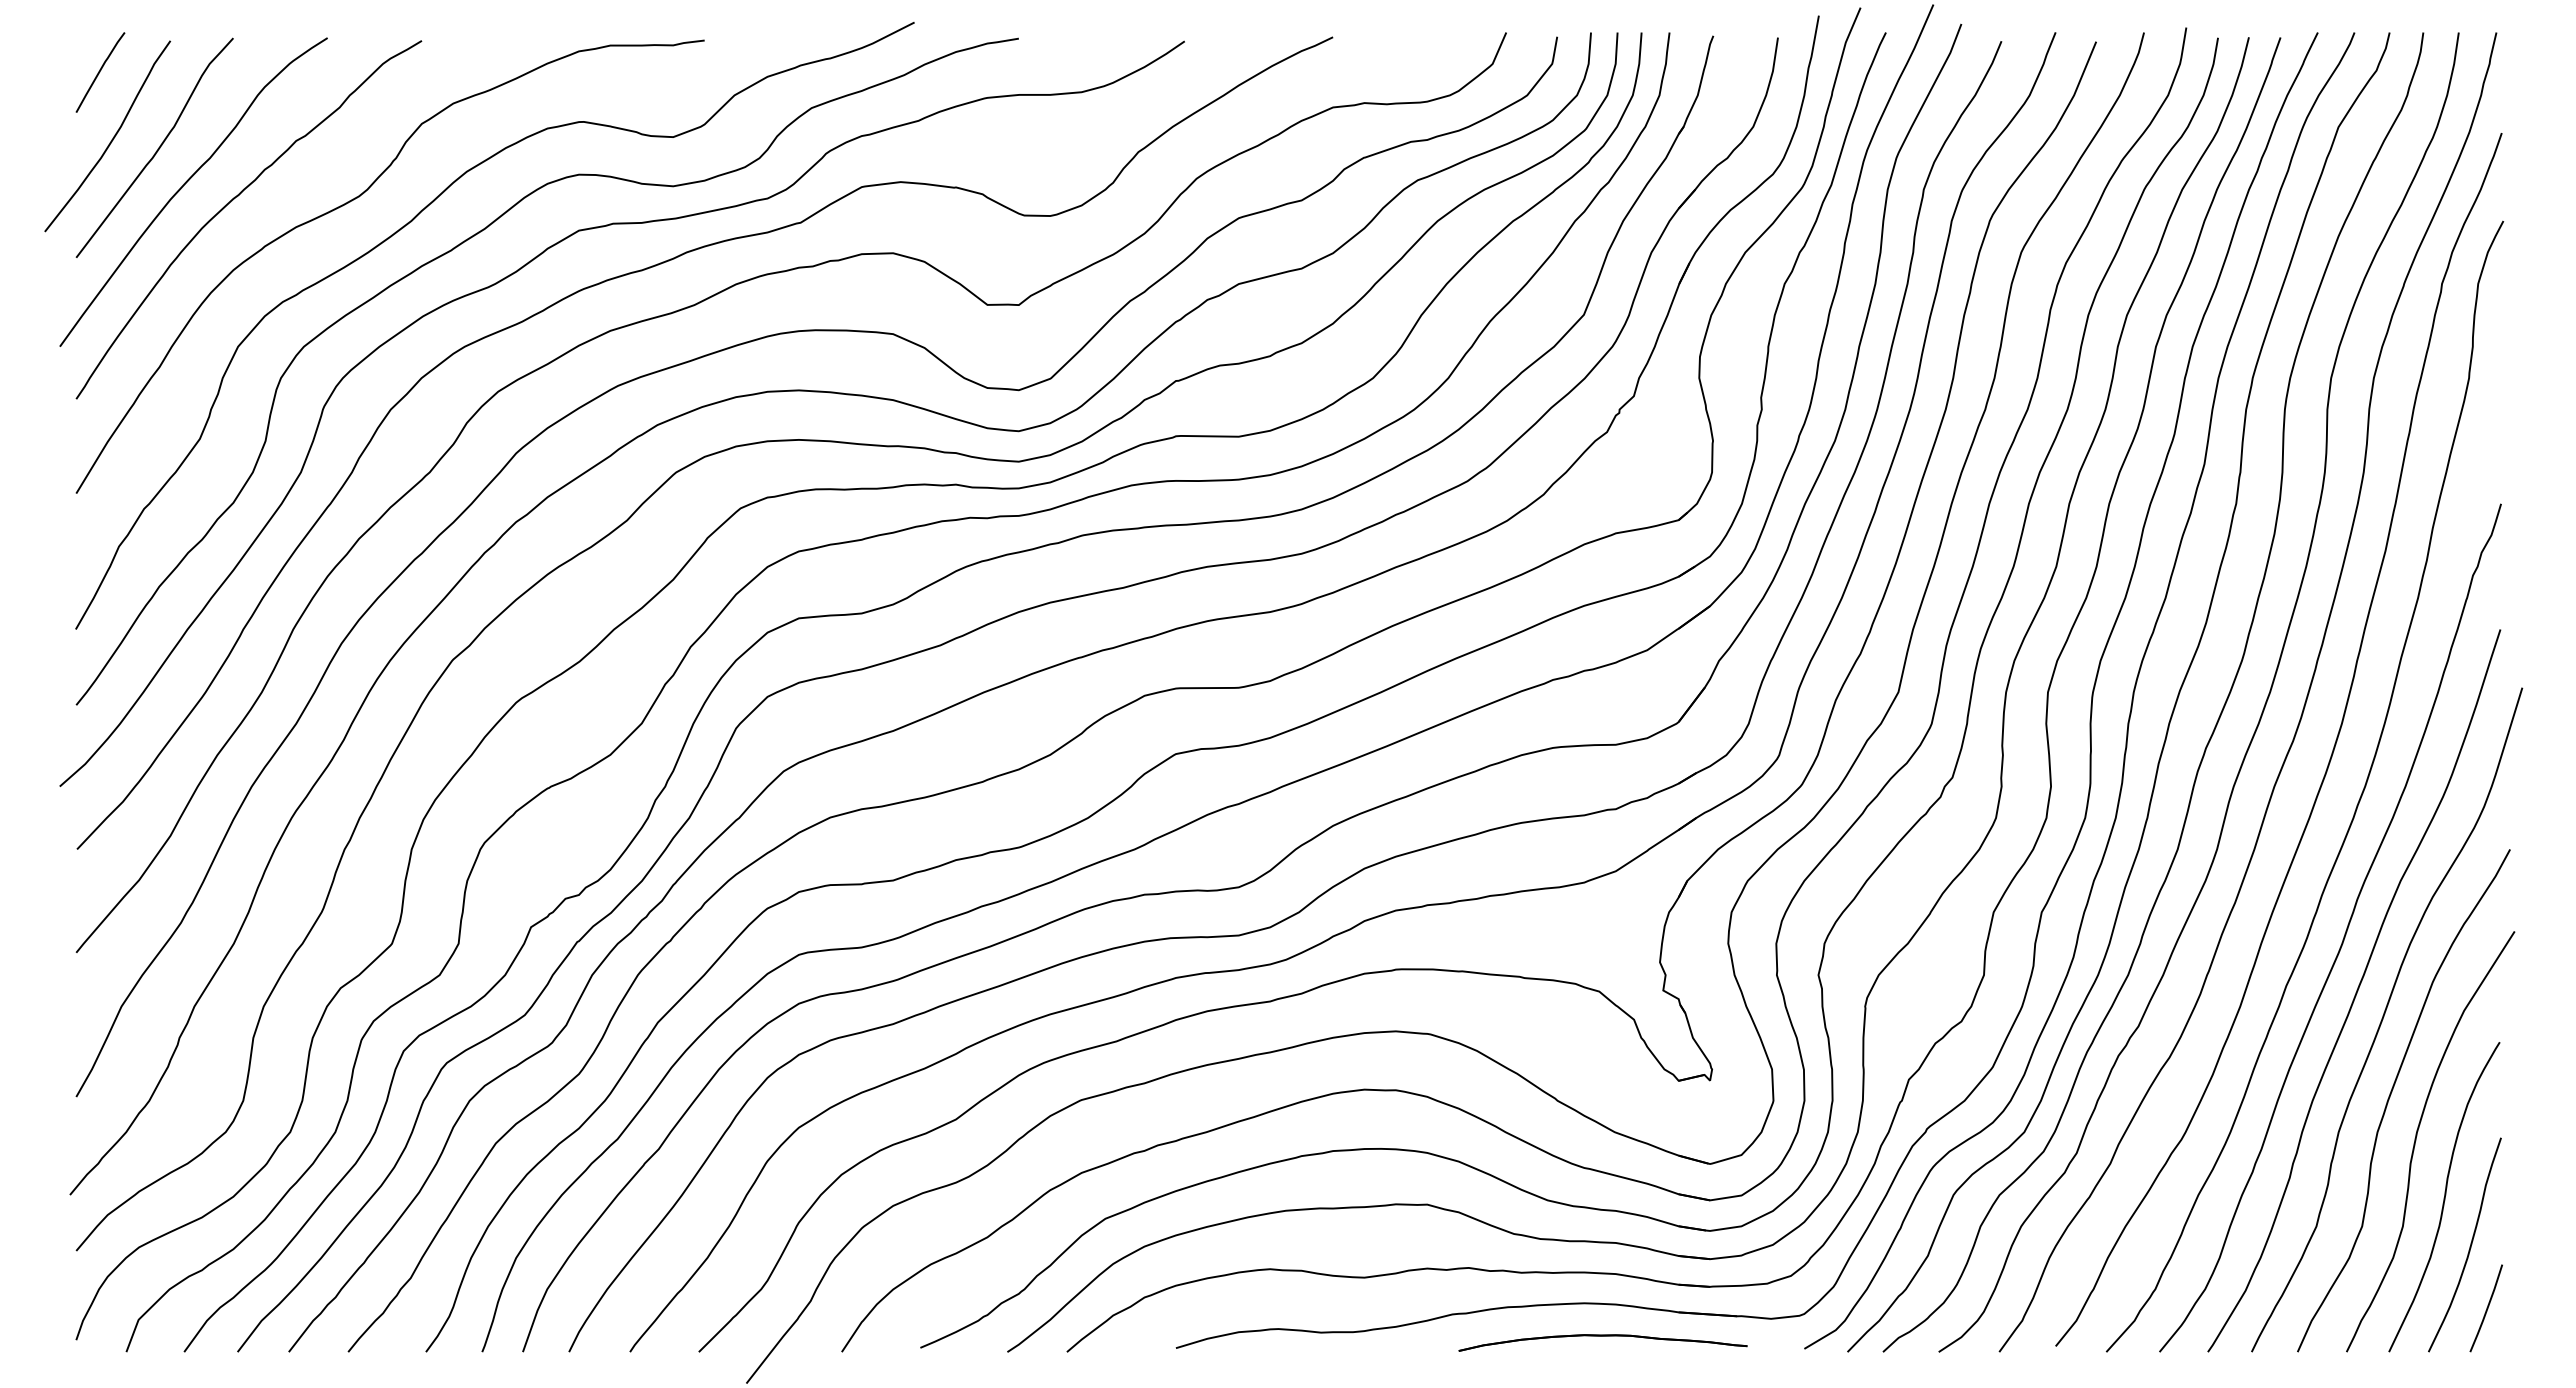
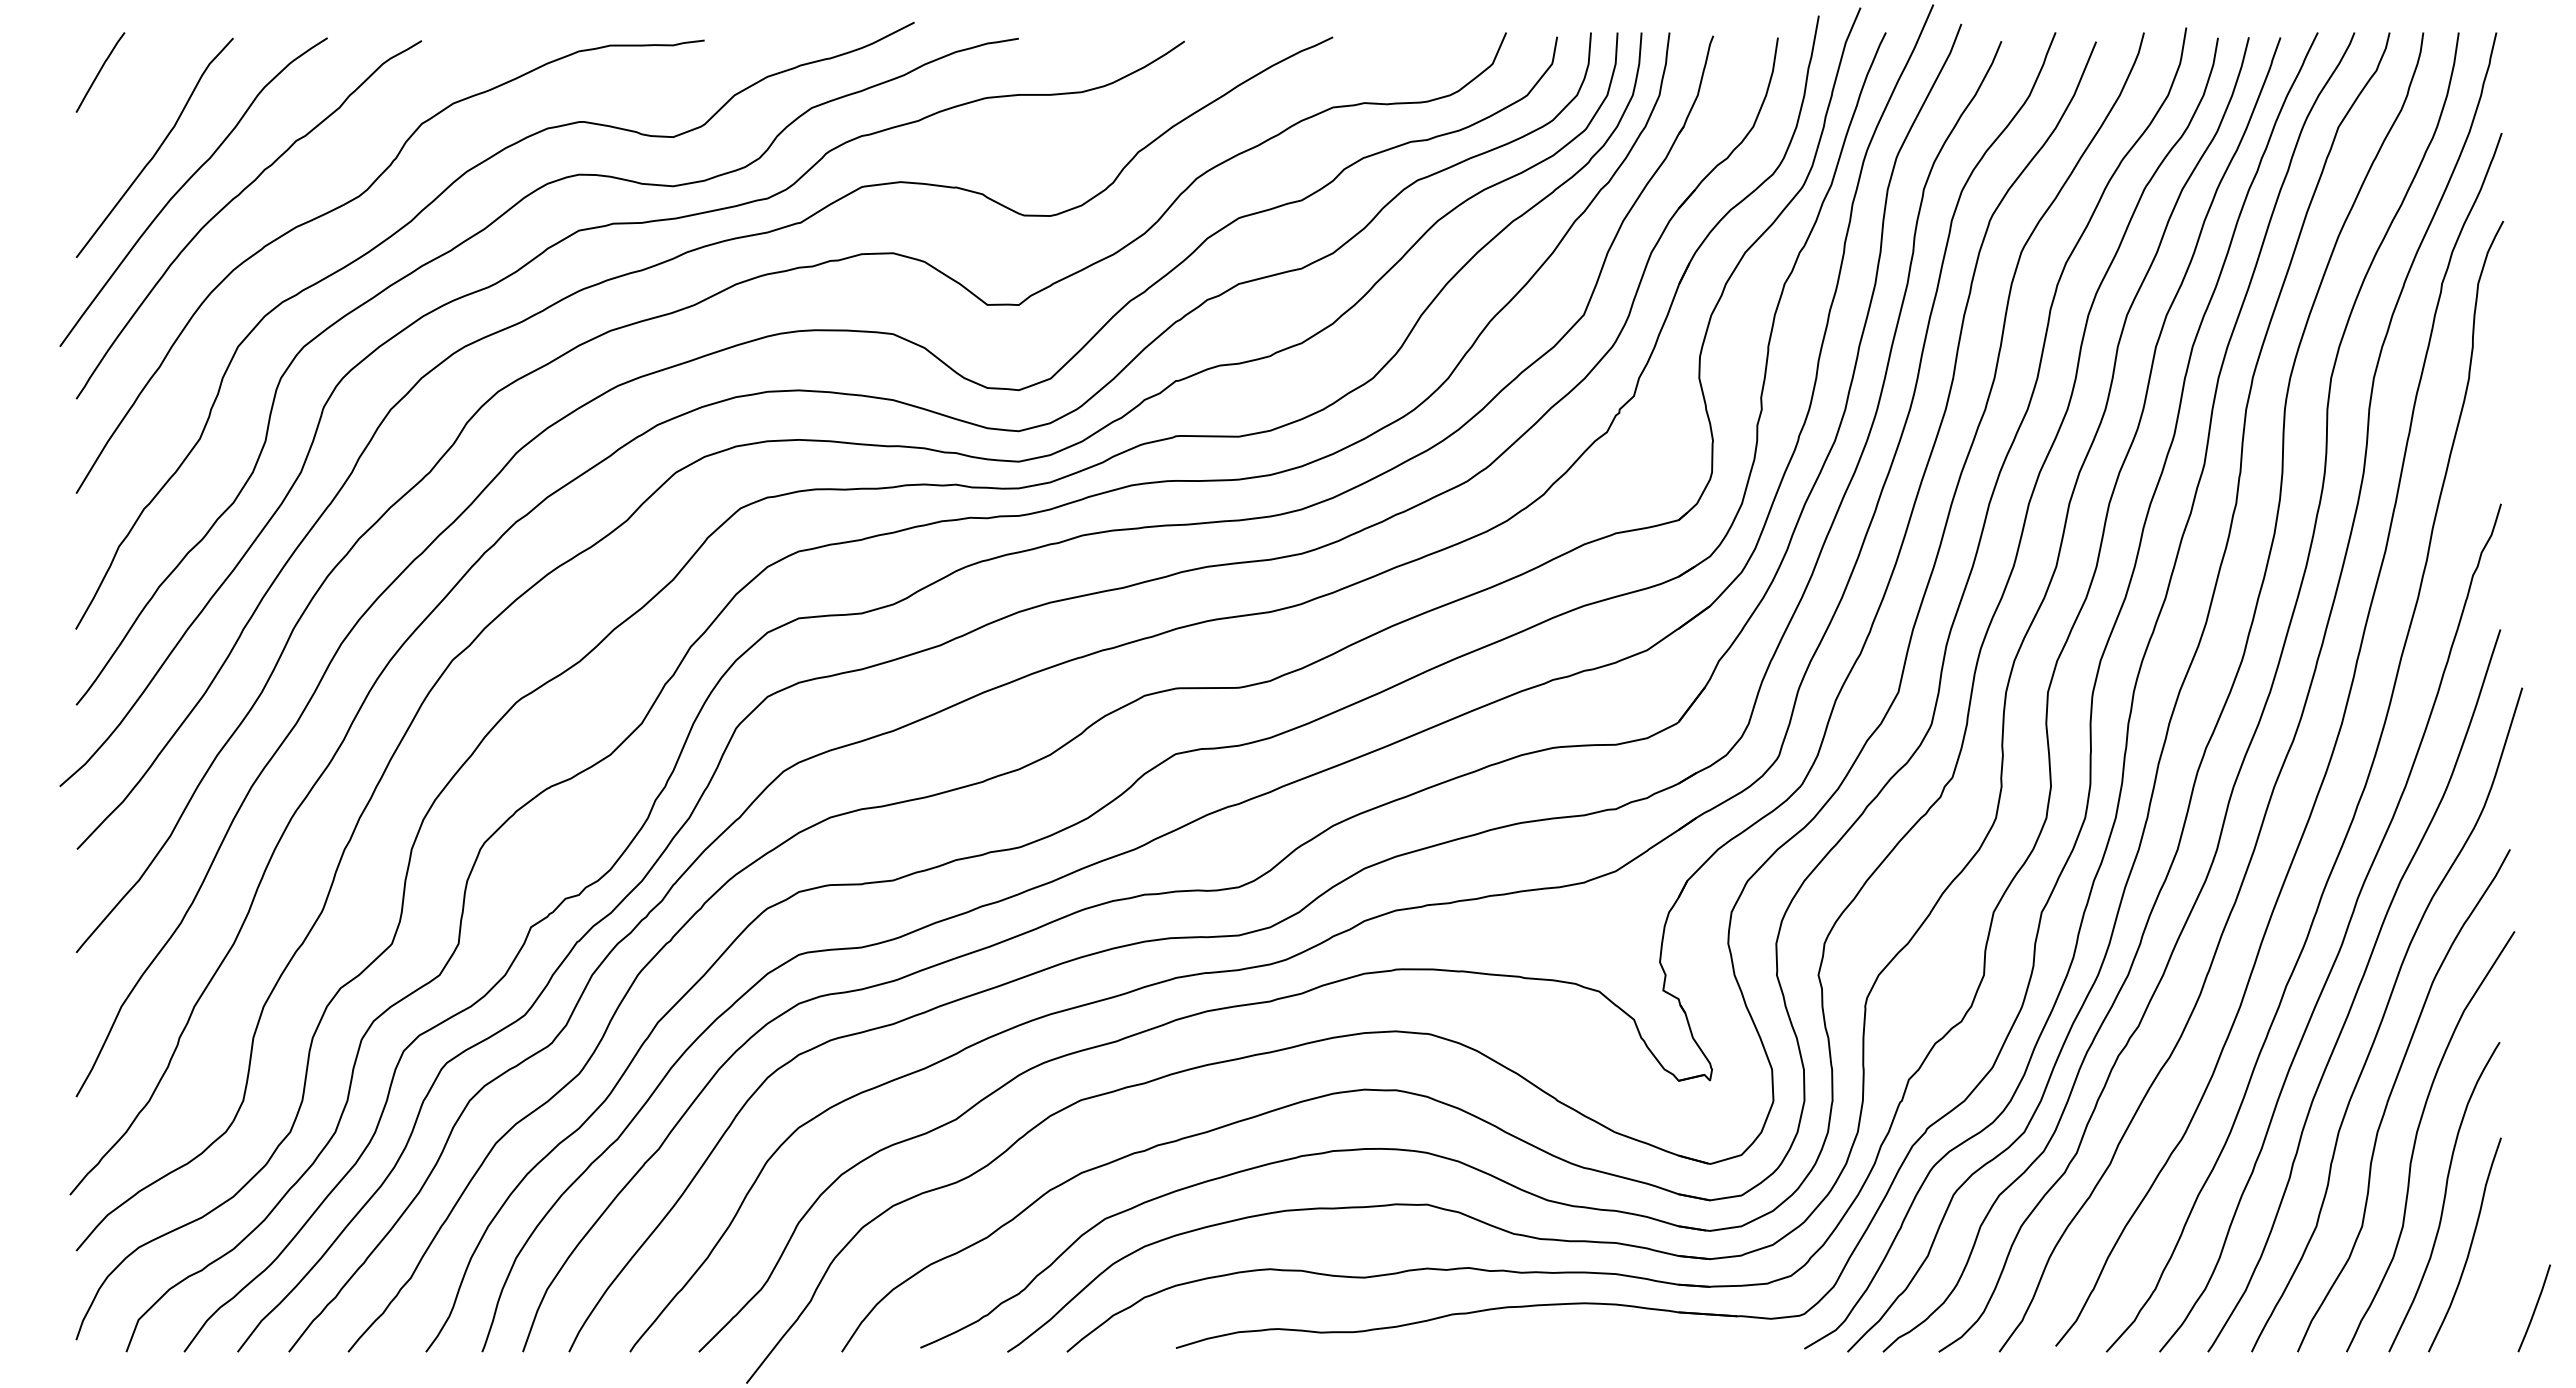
curve: present -> none (111, 139)
line position: (2486, 1308) -> (2534, 1308) (2534, 1308)
part: present -> none (1602, 1342)
